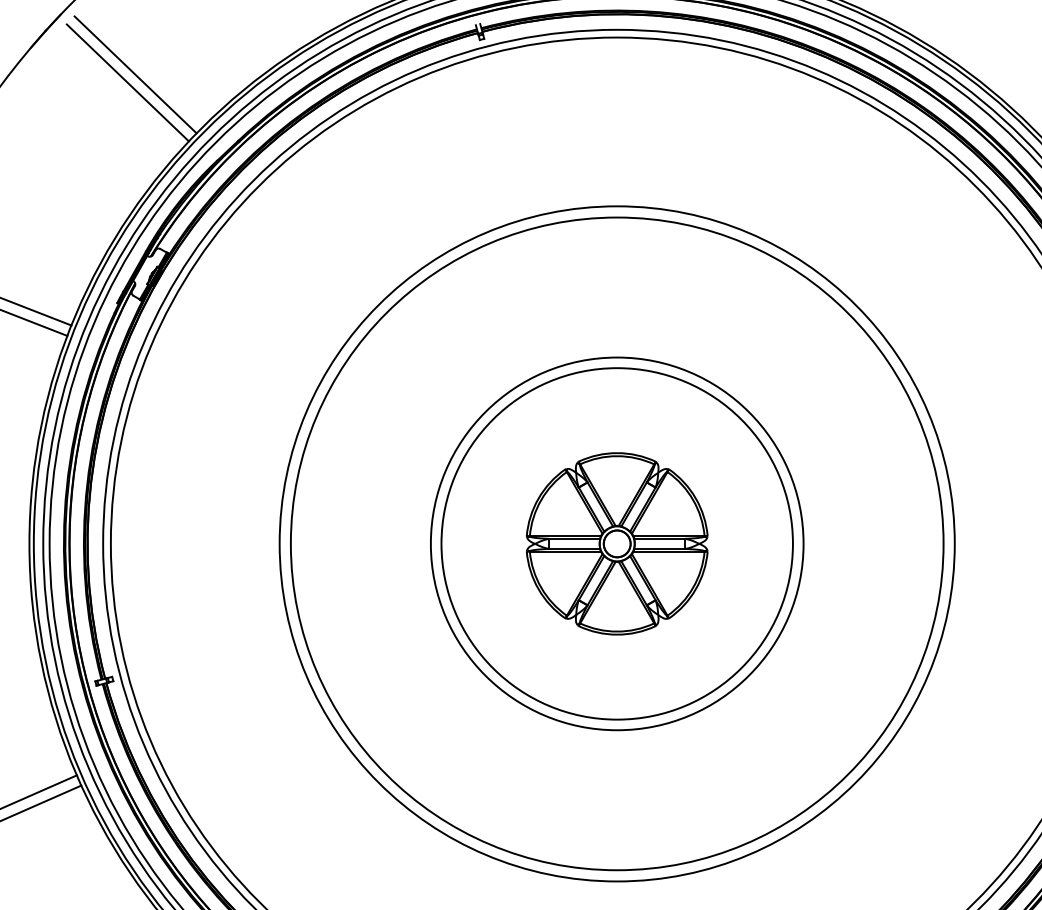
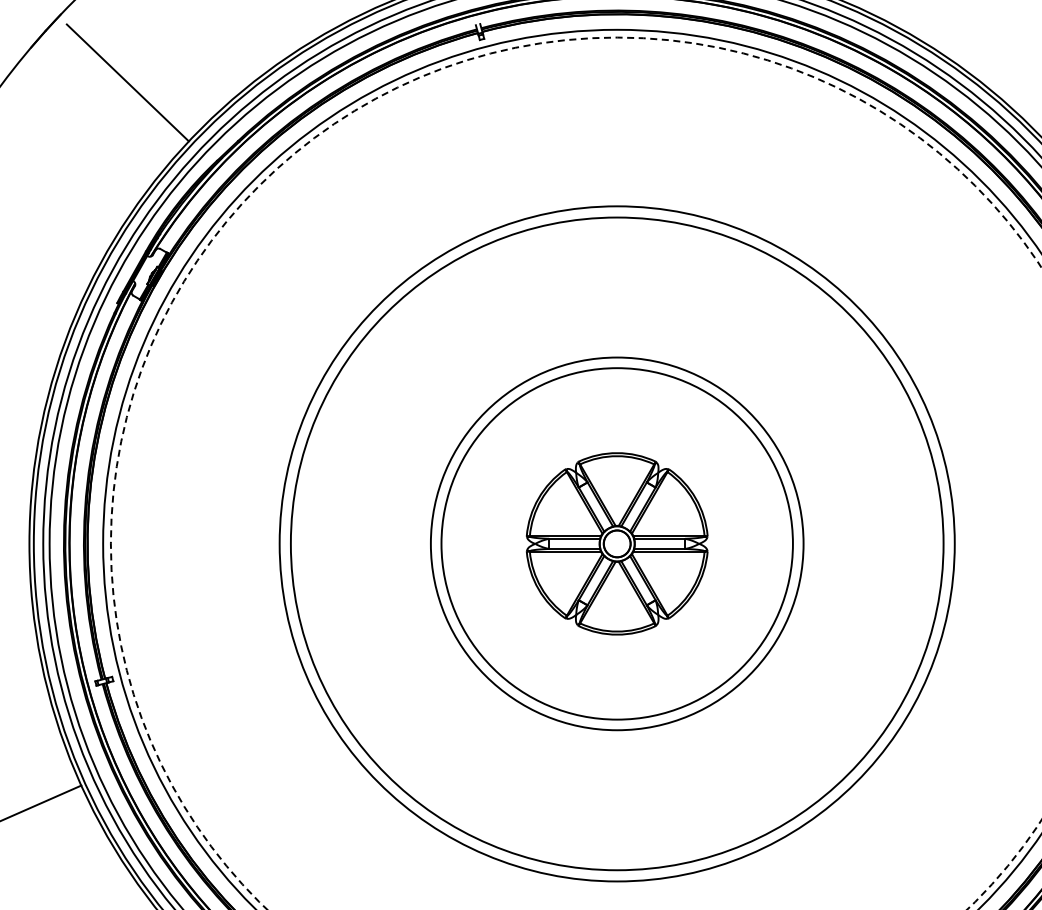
line: present -> none (135, 74)
line: present -> none (36, 311)
line: present -> none (34, 322)
circle: solid -> dashed (575, 473)
line: present -> none (39, 791)
